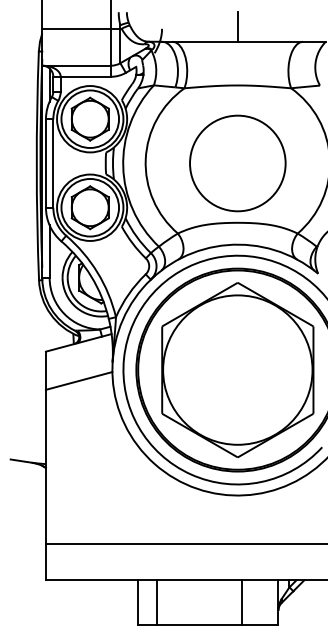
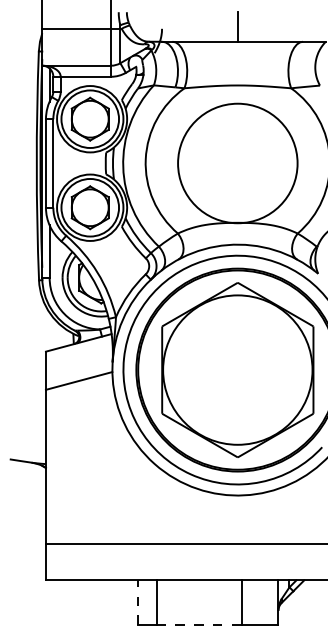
circle diameter: 96 px -> 120 px (237, 163)
line: solid -> dashed (138, 602)
line: solid -> dashed (199, 624)
